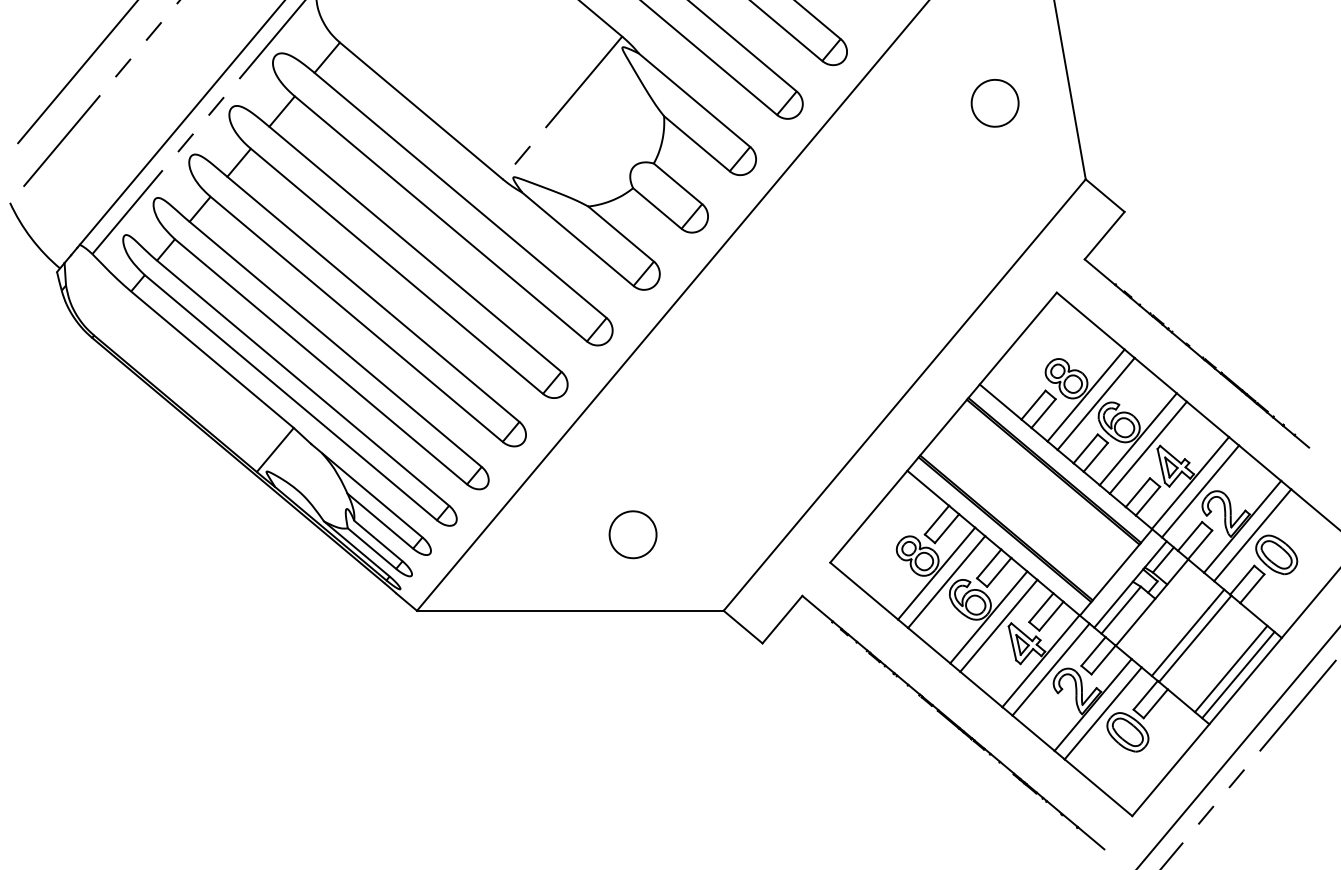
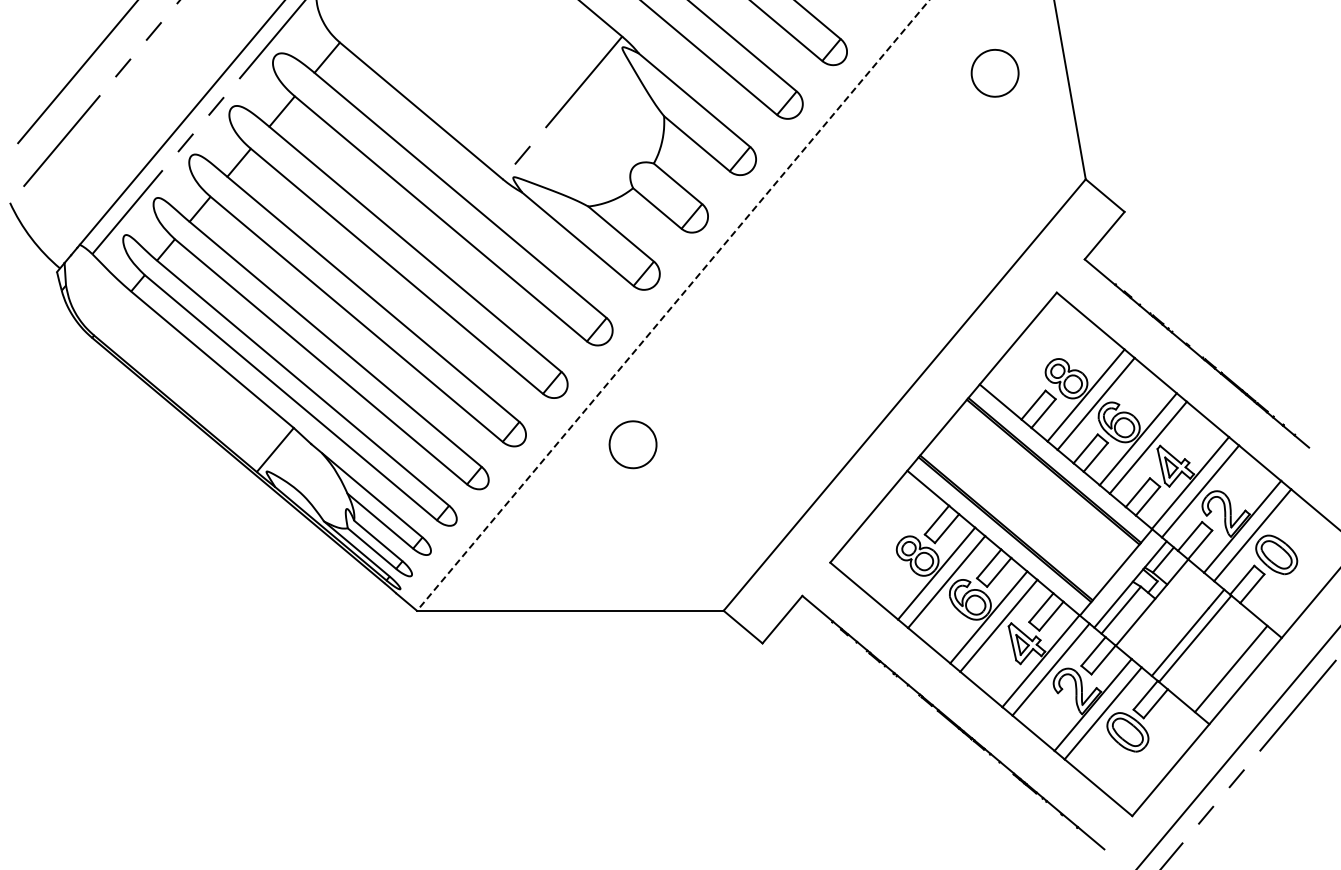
part position: (994, 103) -> (994, 73) (994, 73)
line: solid -> dashed (672, 306)
part position: (632, 534) -> (632, 444) (632, 444)
line: present -> none (1238, 674)
